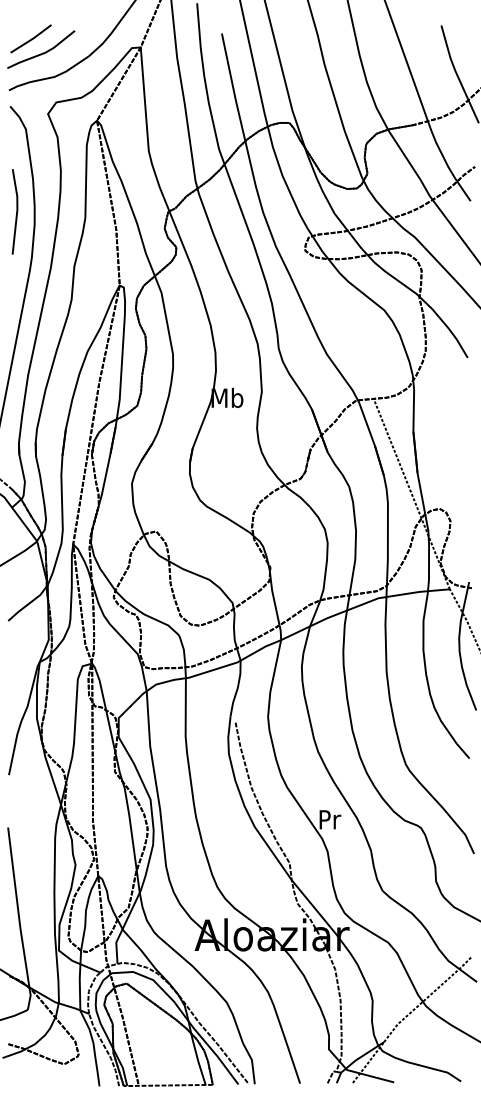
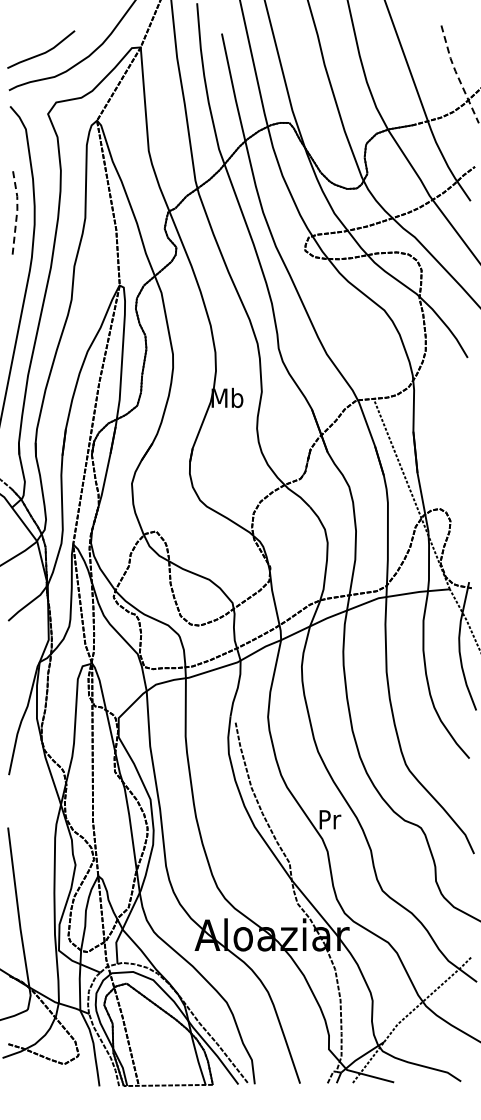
line: present -> none (31, 38)
line: solid -> dashed (457, 74)
line: solid -> dashed (17, 209)
